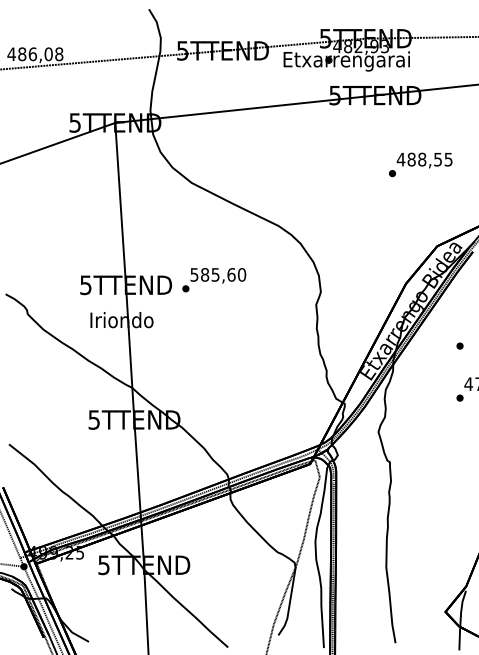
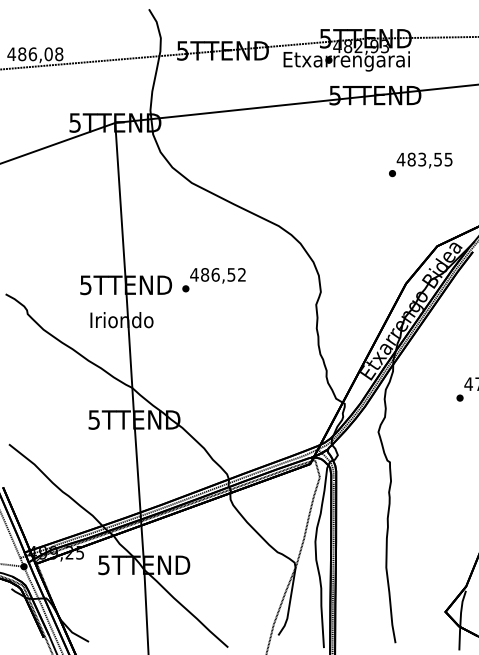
text: 488,55 -> 483,55 (422, 159)
text: 585,60 -> 486,52 (218, 274)
part: present -> none (459, 345)
